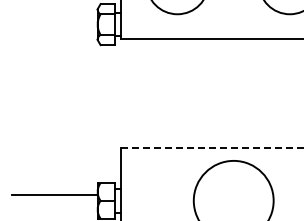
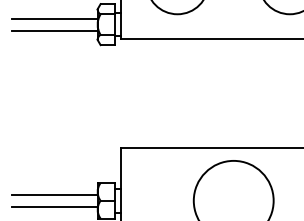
line: none -> present (54, 18)
line: none -> present (54, 30)
line: dashed -> solid (212, 147)
line: none -> present (54, 206)
